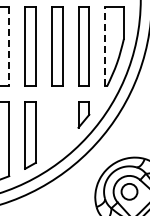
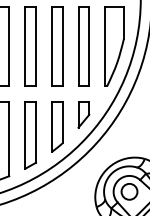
line: dashed -> solid (105, 46)
line: dashed -> solid (9, 47)
part: none -> present (57, 126)
